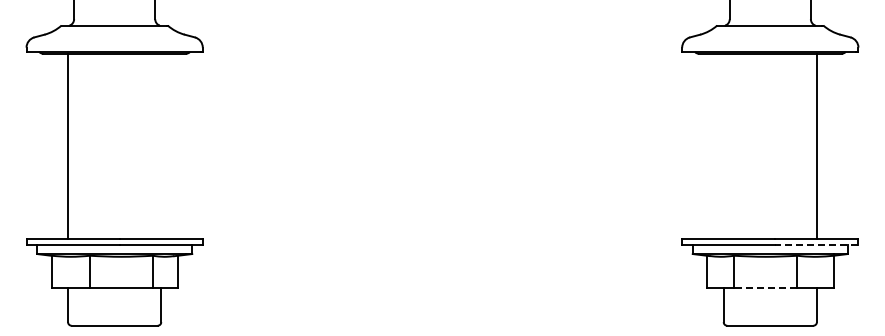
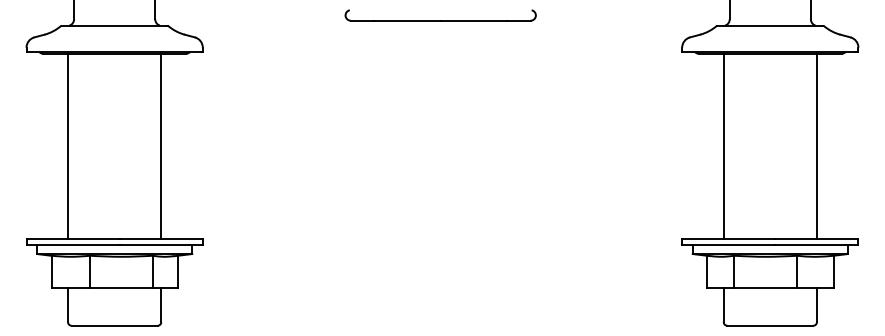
part: none -> present (440, 15)
line: none -> present (161, 145)
line: none -> present (723, 145)
line: dashed -> solid (816, 245)
line: dashed -> solid (765, 288)
